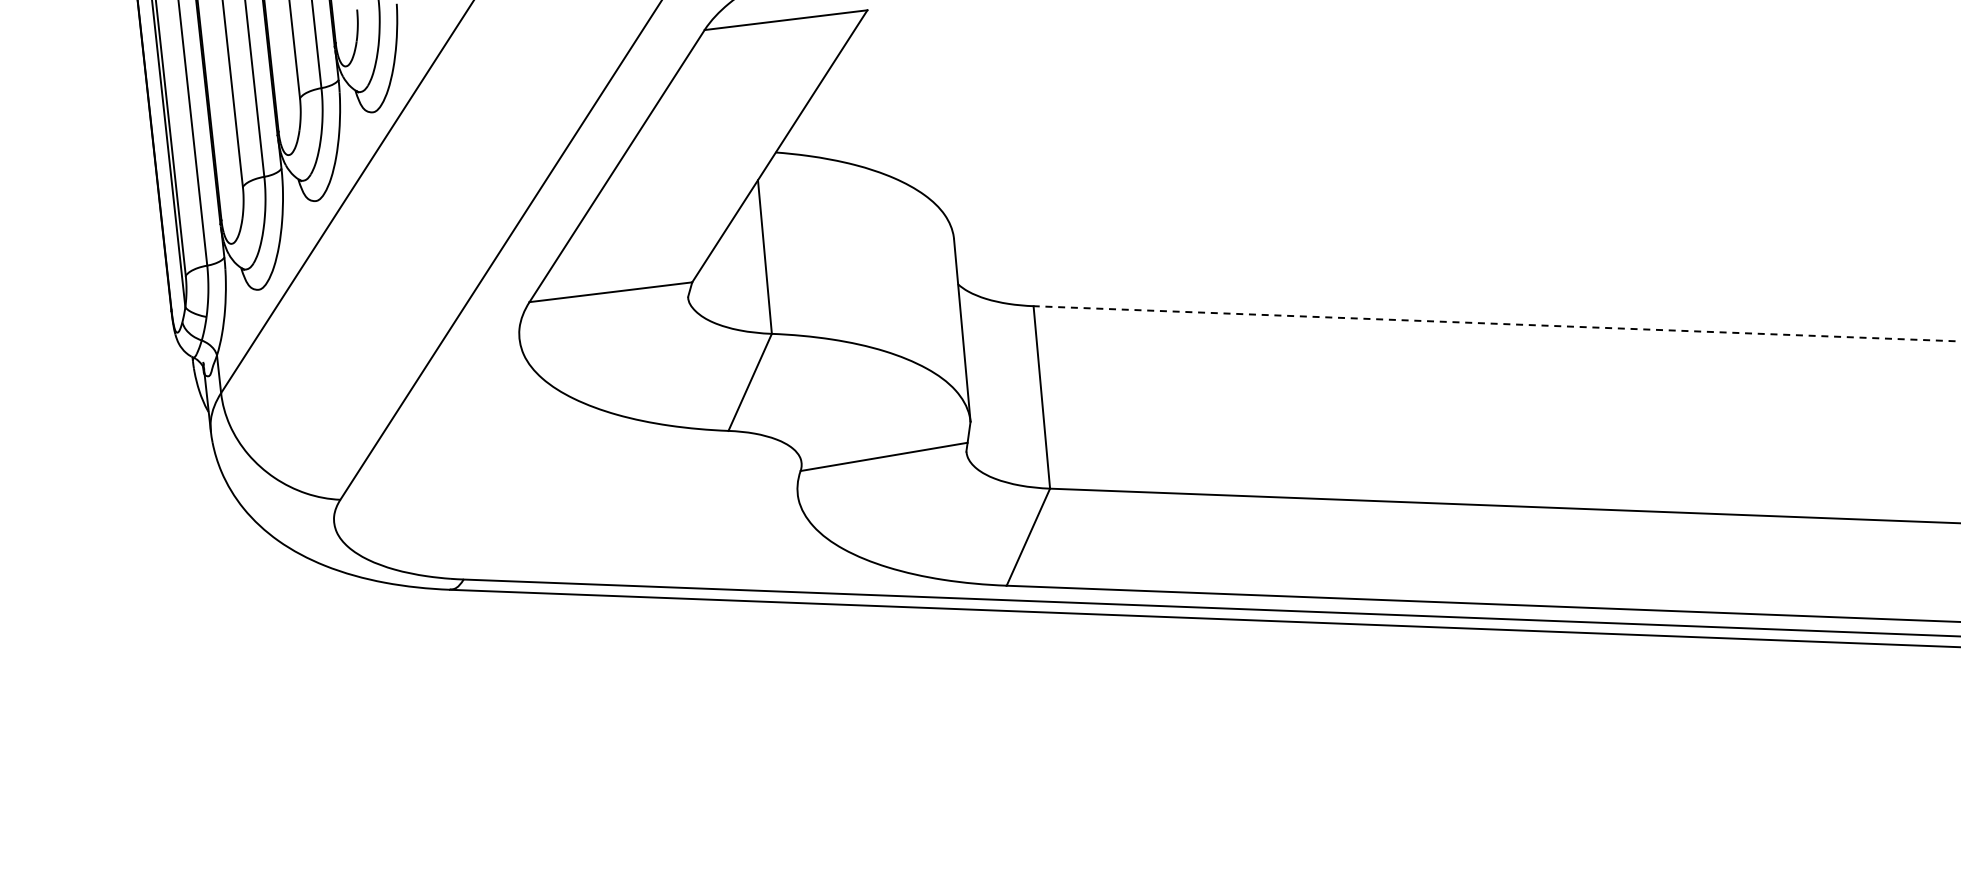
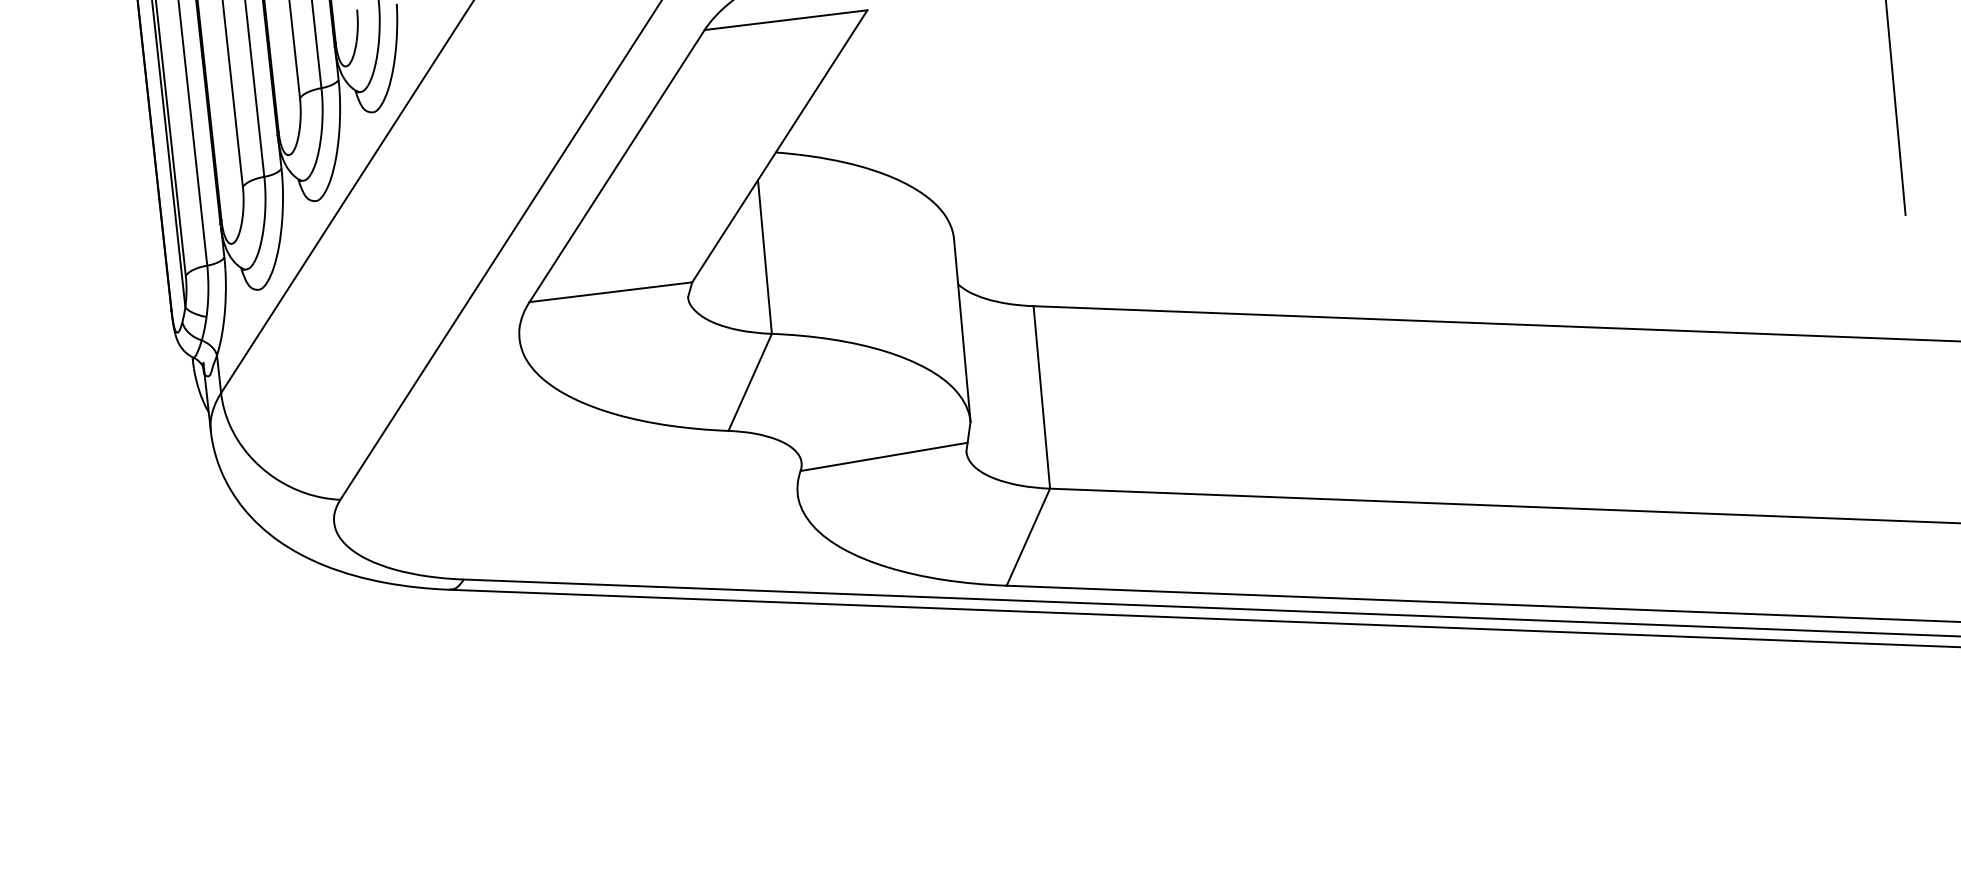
line: none -> present (1895, 108)
line: dashed -> solid (1497, 323)
